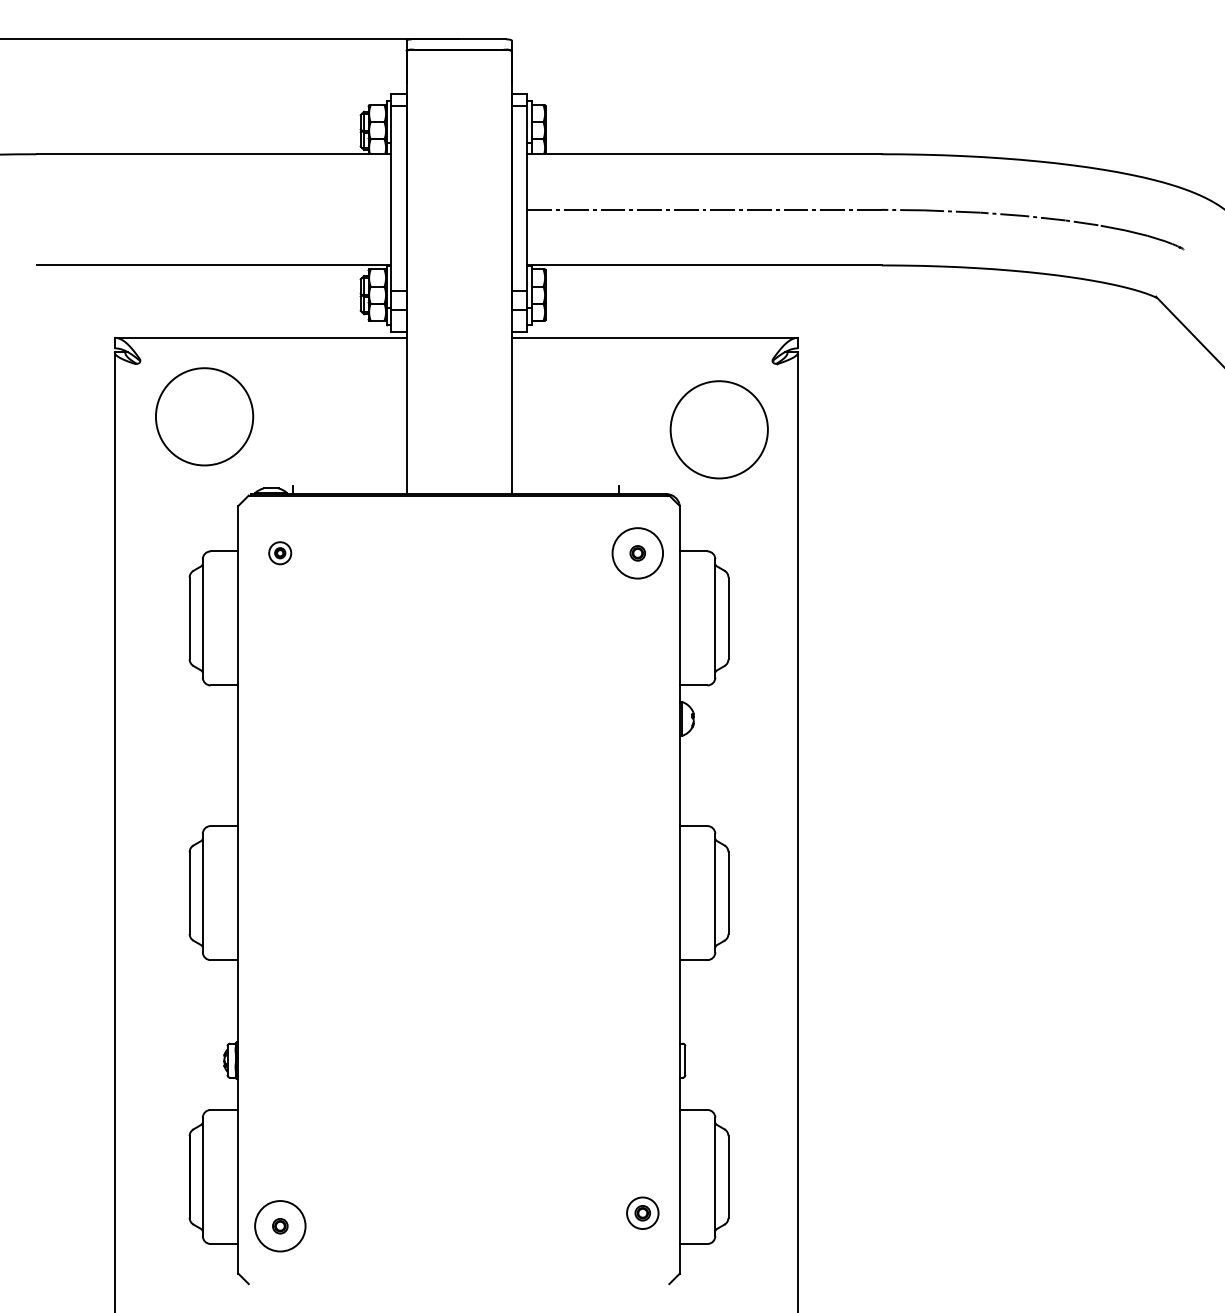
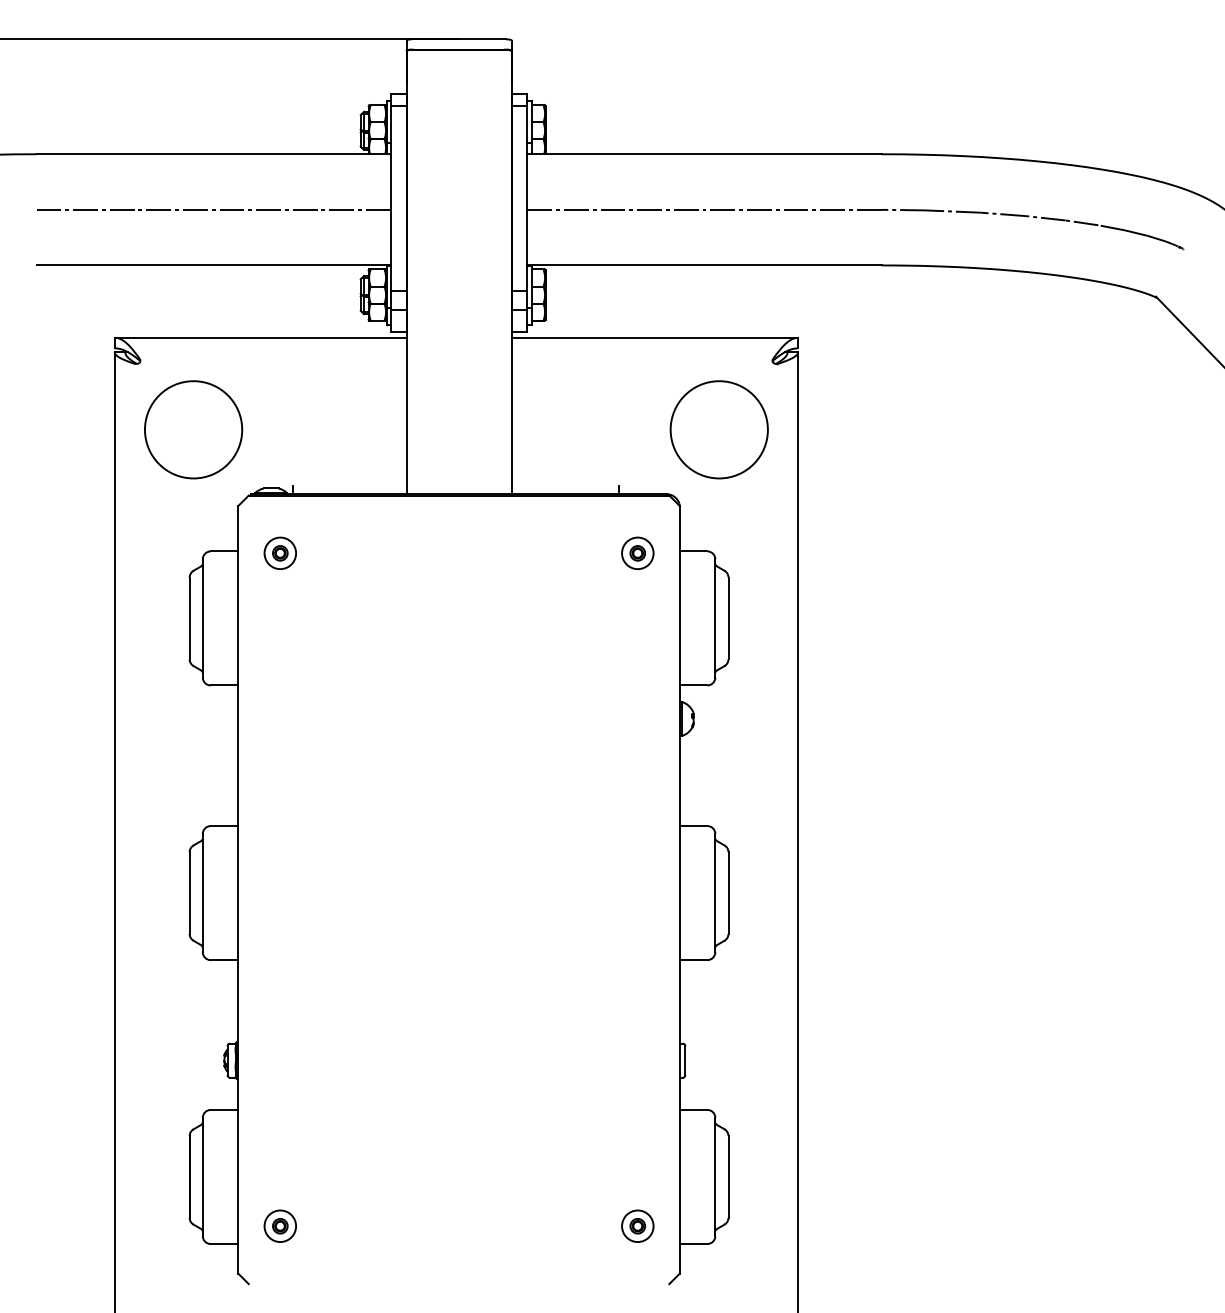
line: none -> present (213, 209)
circle position: (204, 416) -> (193, 429) (193, 429)
part size: 25x25 px -> 34x34 px (279, 552)
circle diameter: 50 px -> 32 px (637, 553)
part position: (642, 1212) -> (637, 1225) (637, 1225)
circle diameter: 50 px -> 32 px (280, 1226)
